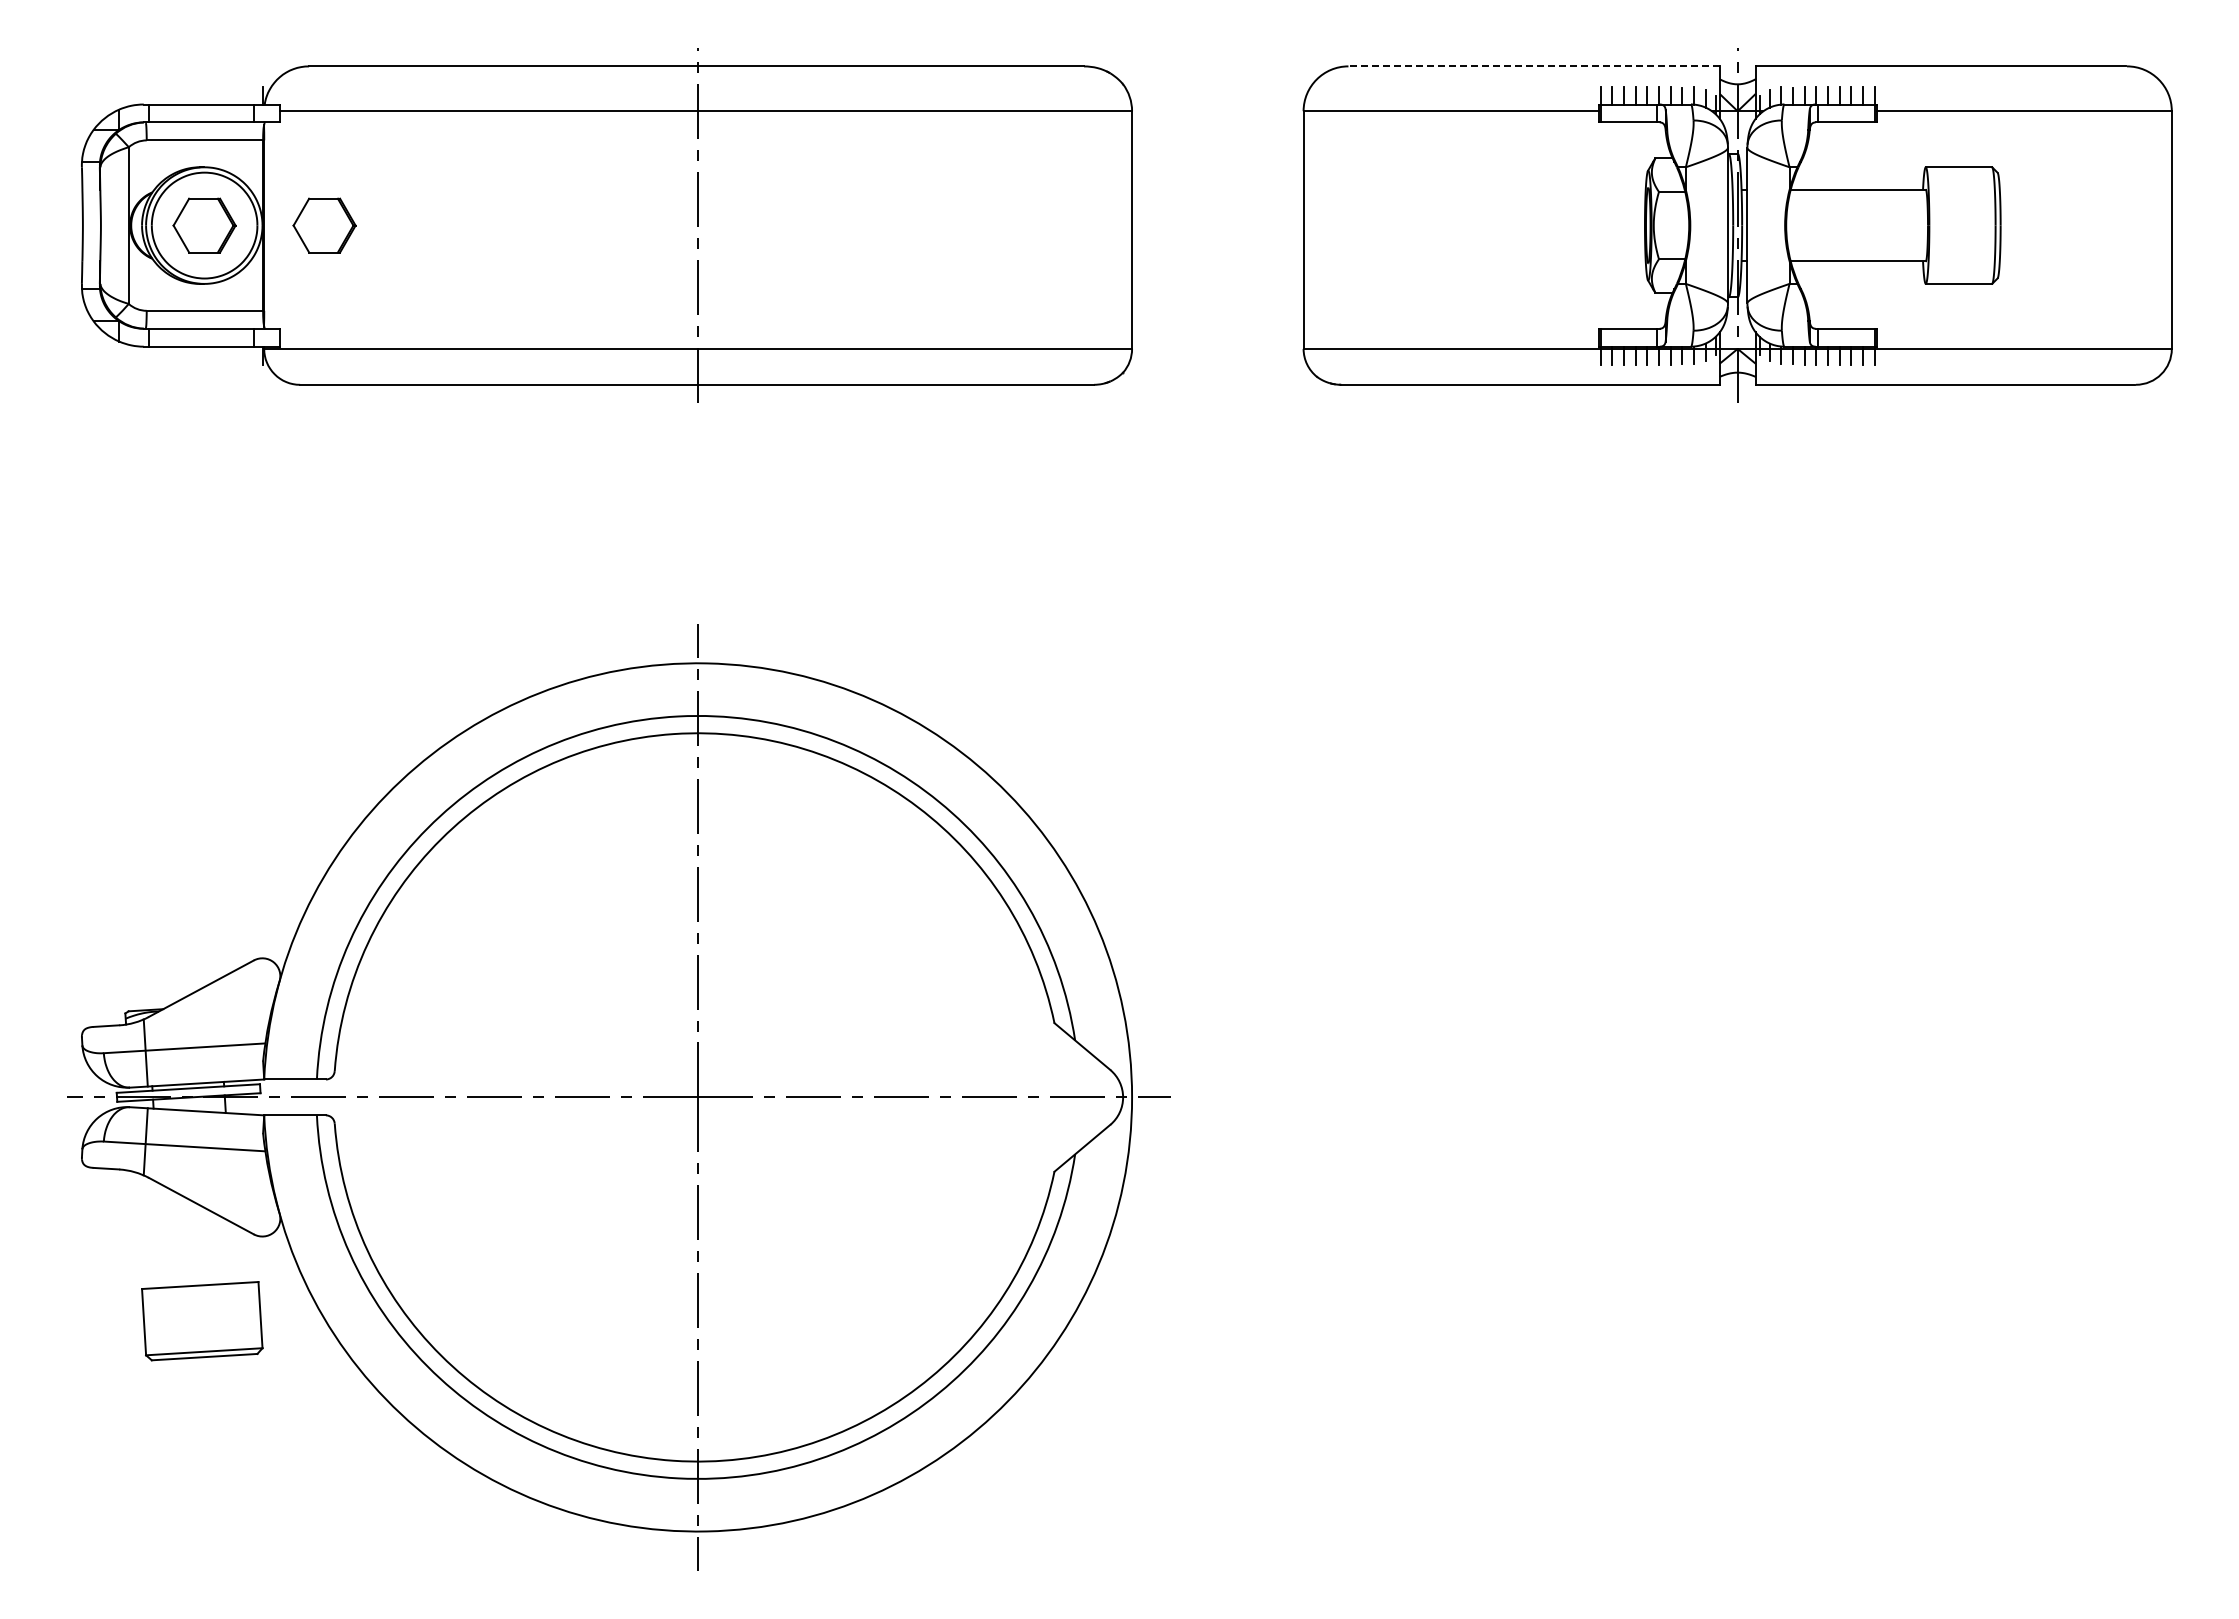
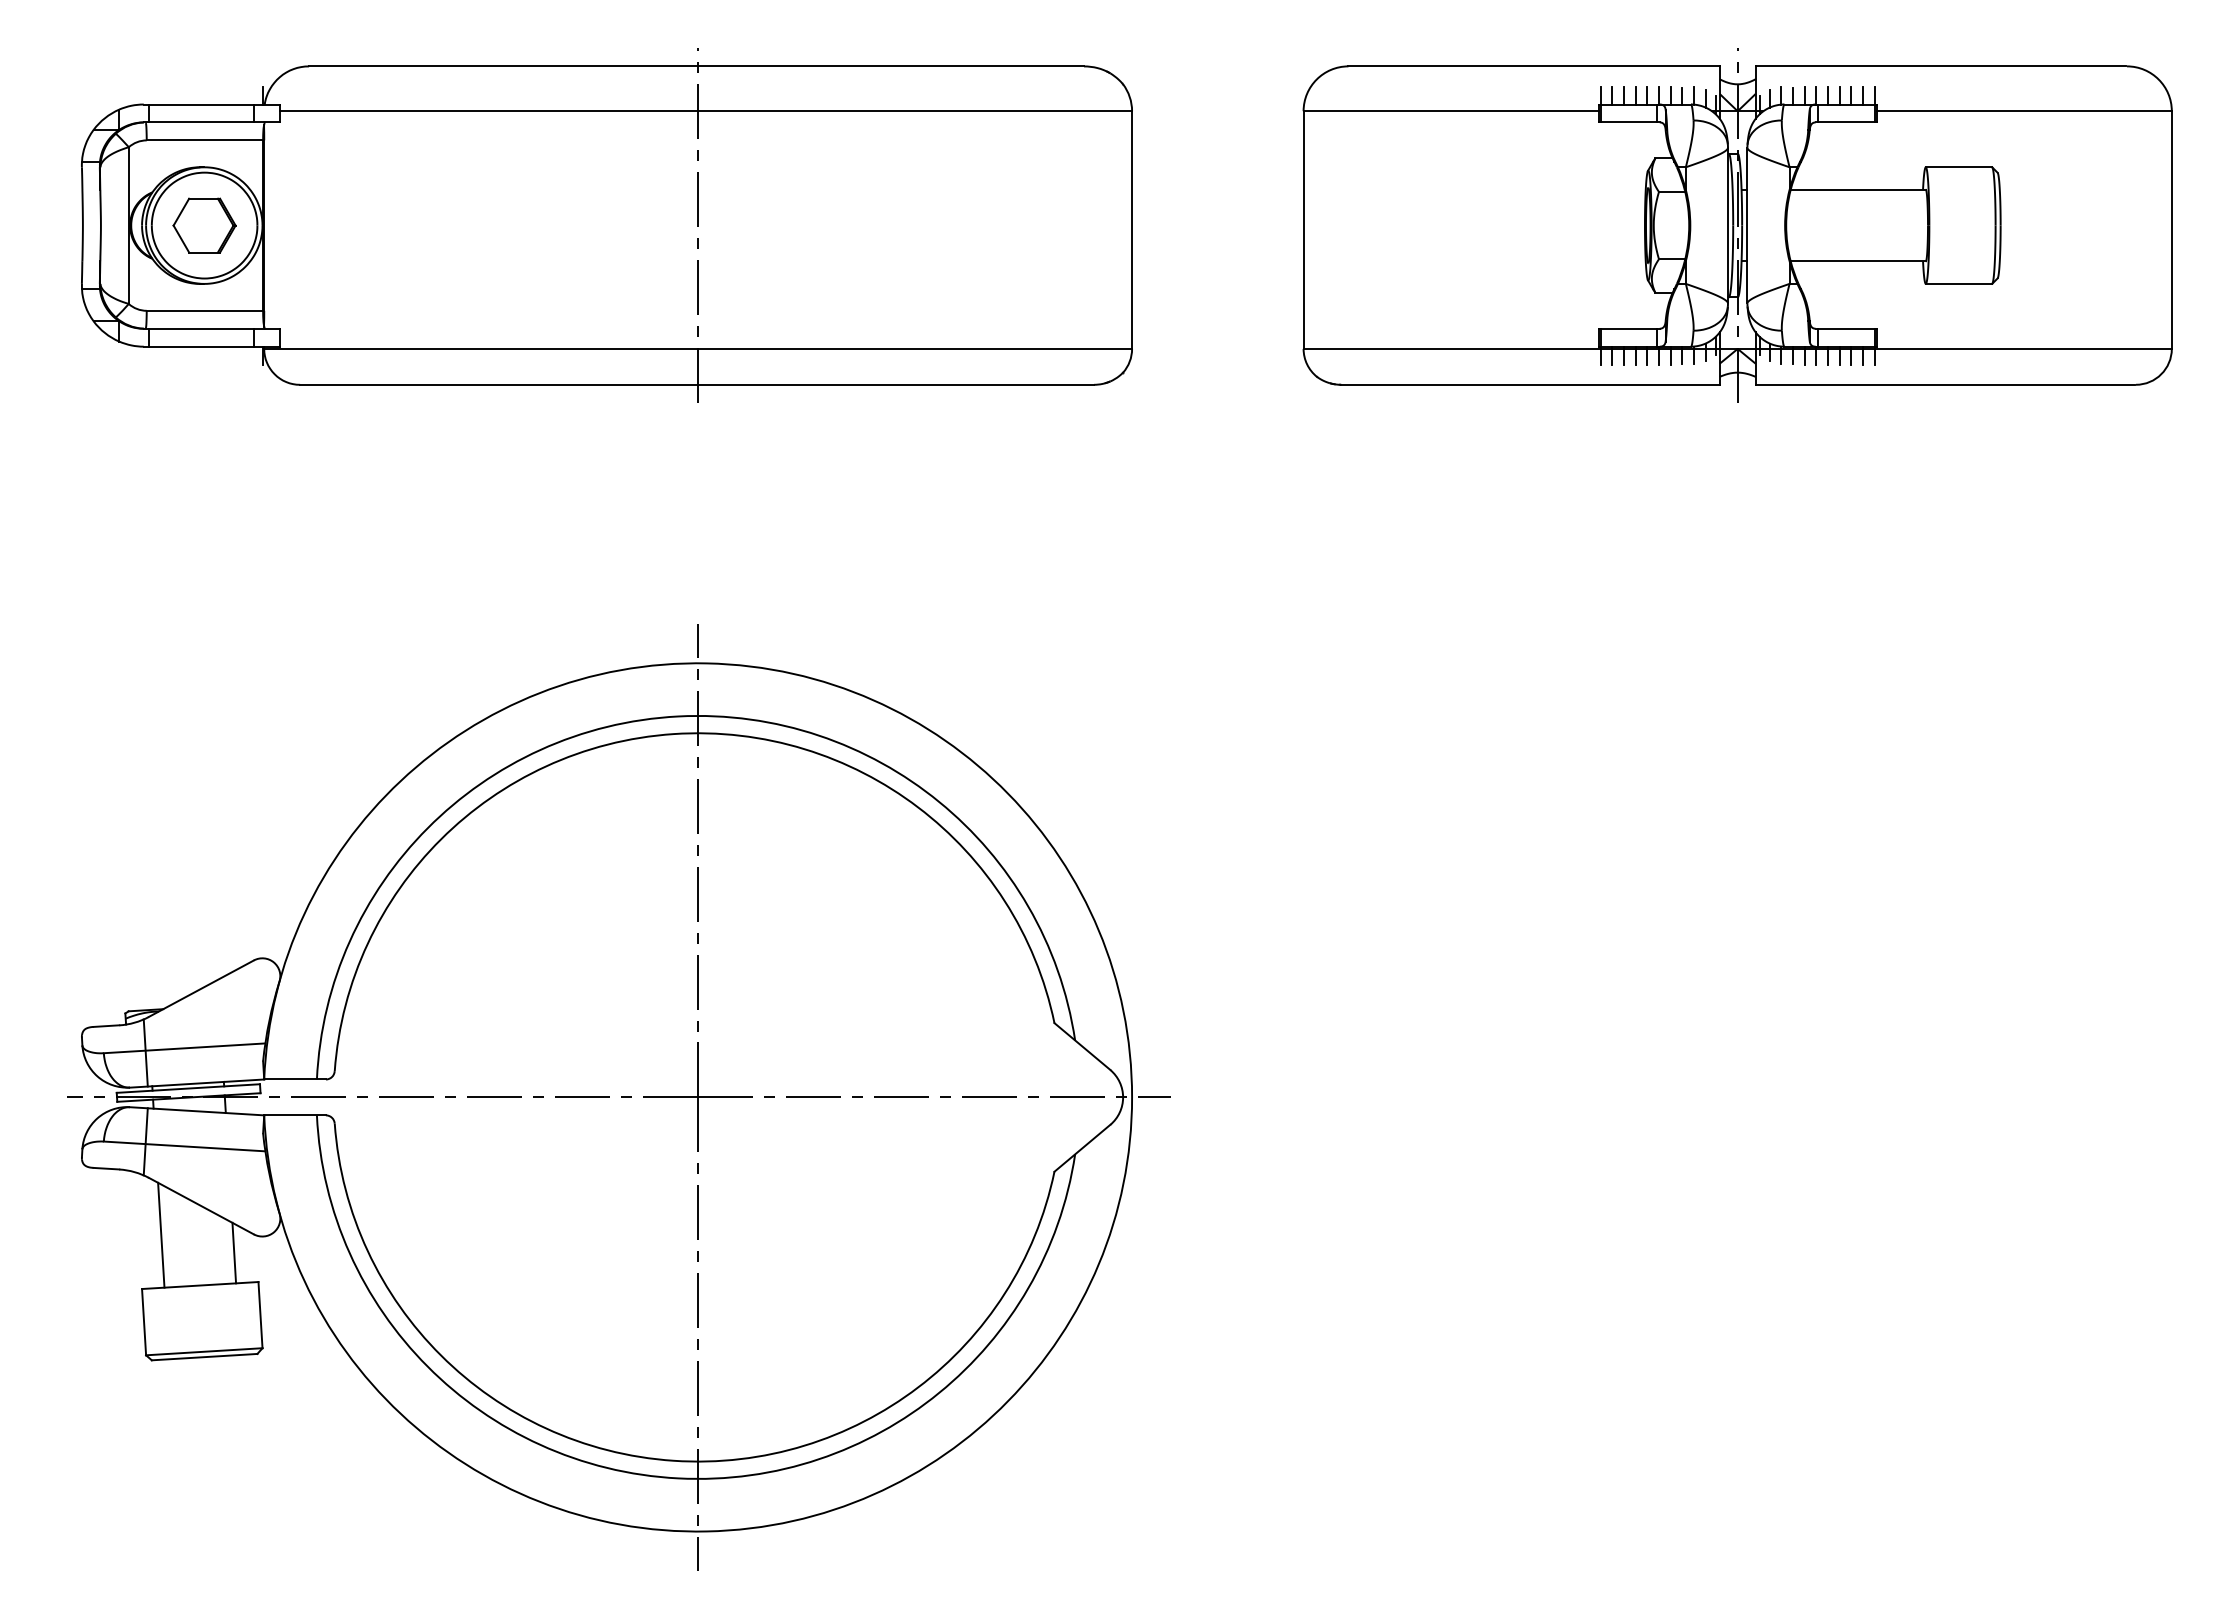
line: dashed -> solid (1534, 66)
part: present -> none (324, 225)
line: none -> present (161, 1234)
line: none -> present (234, 1252)
